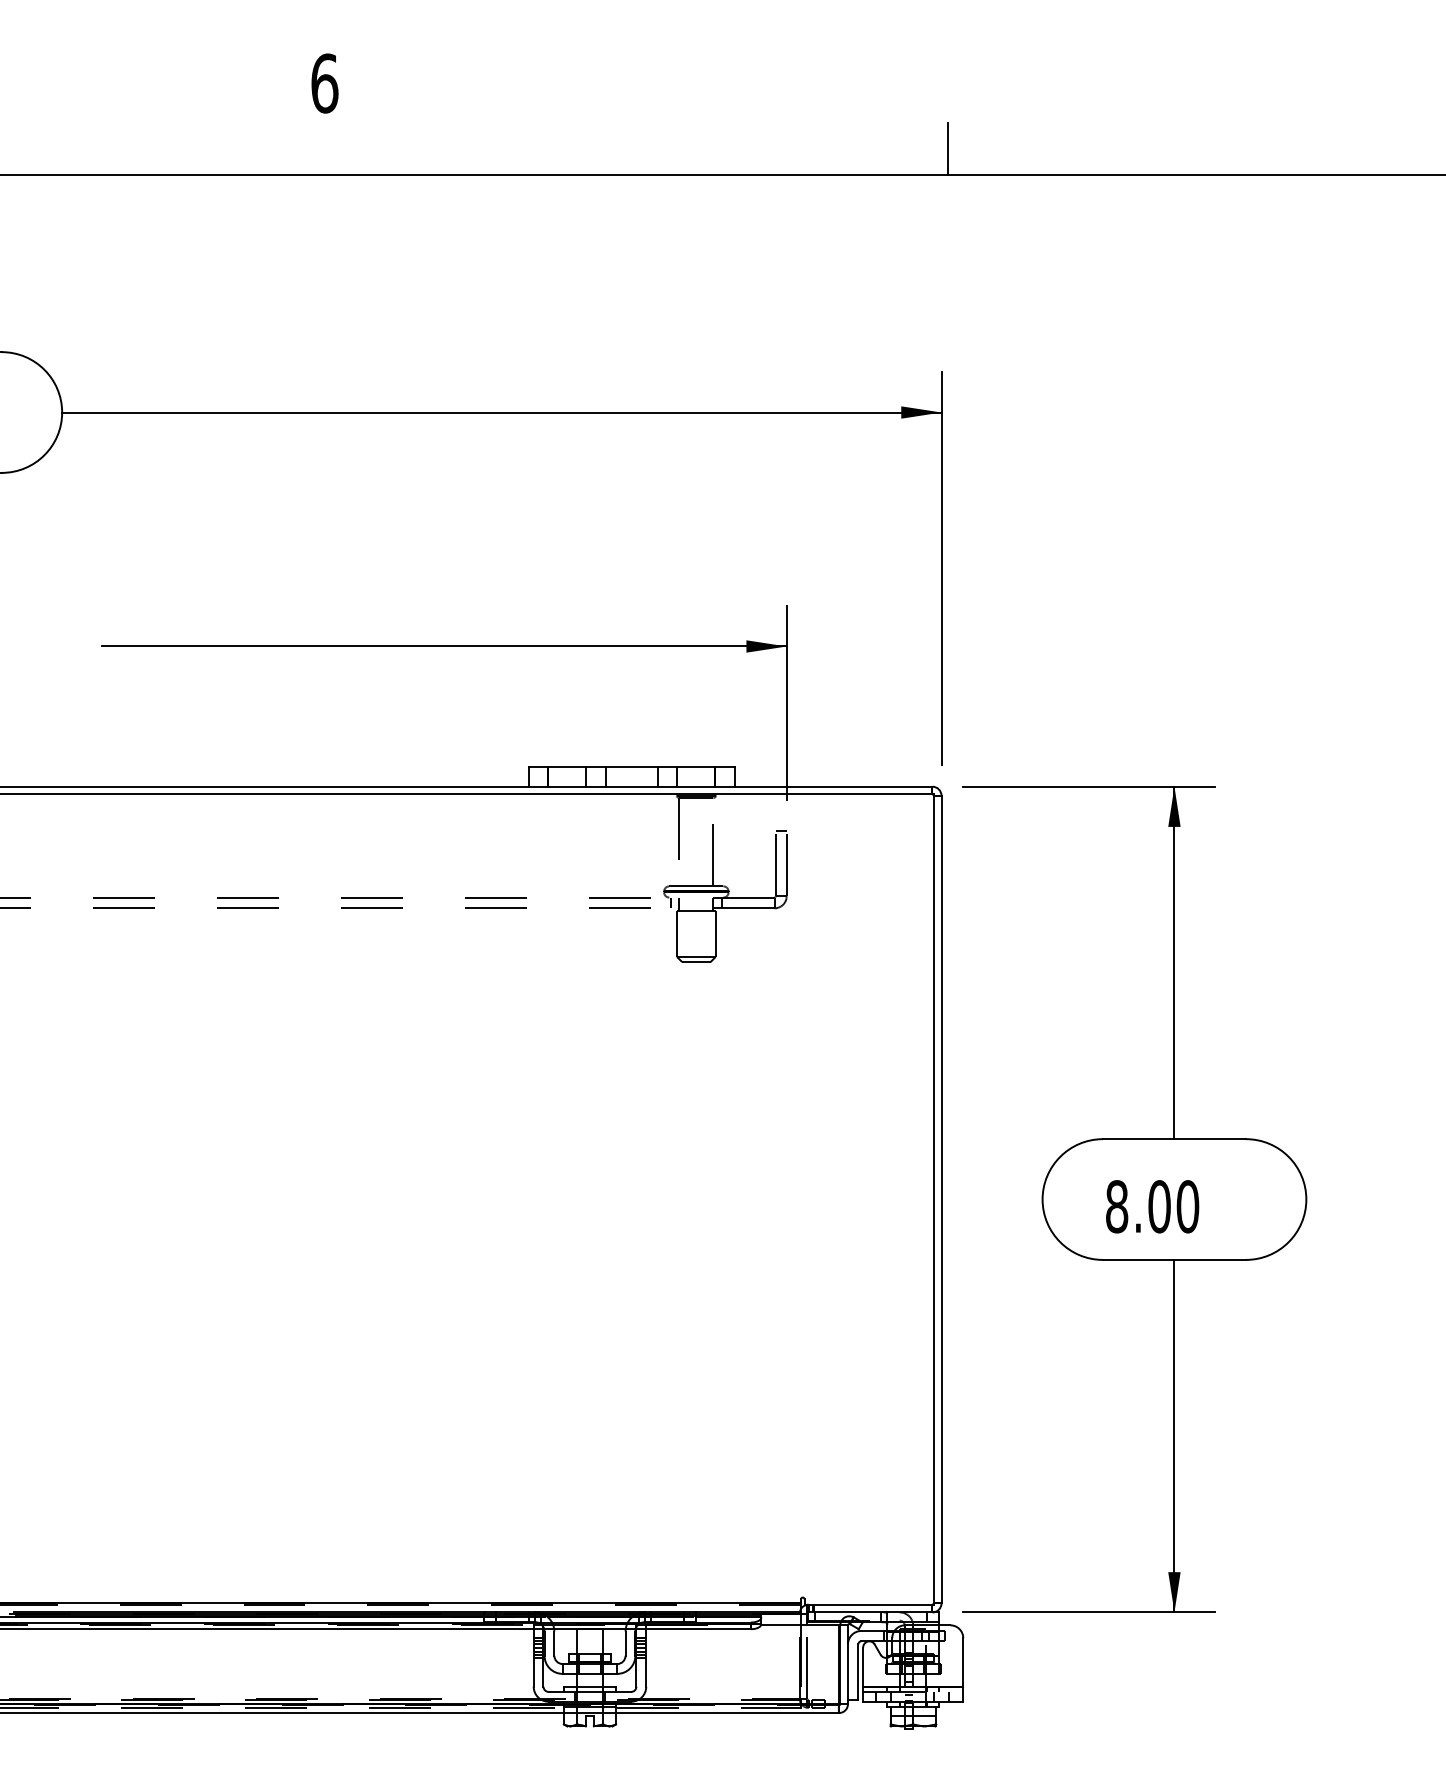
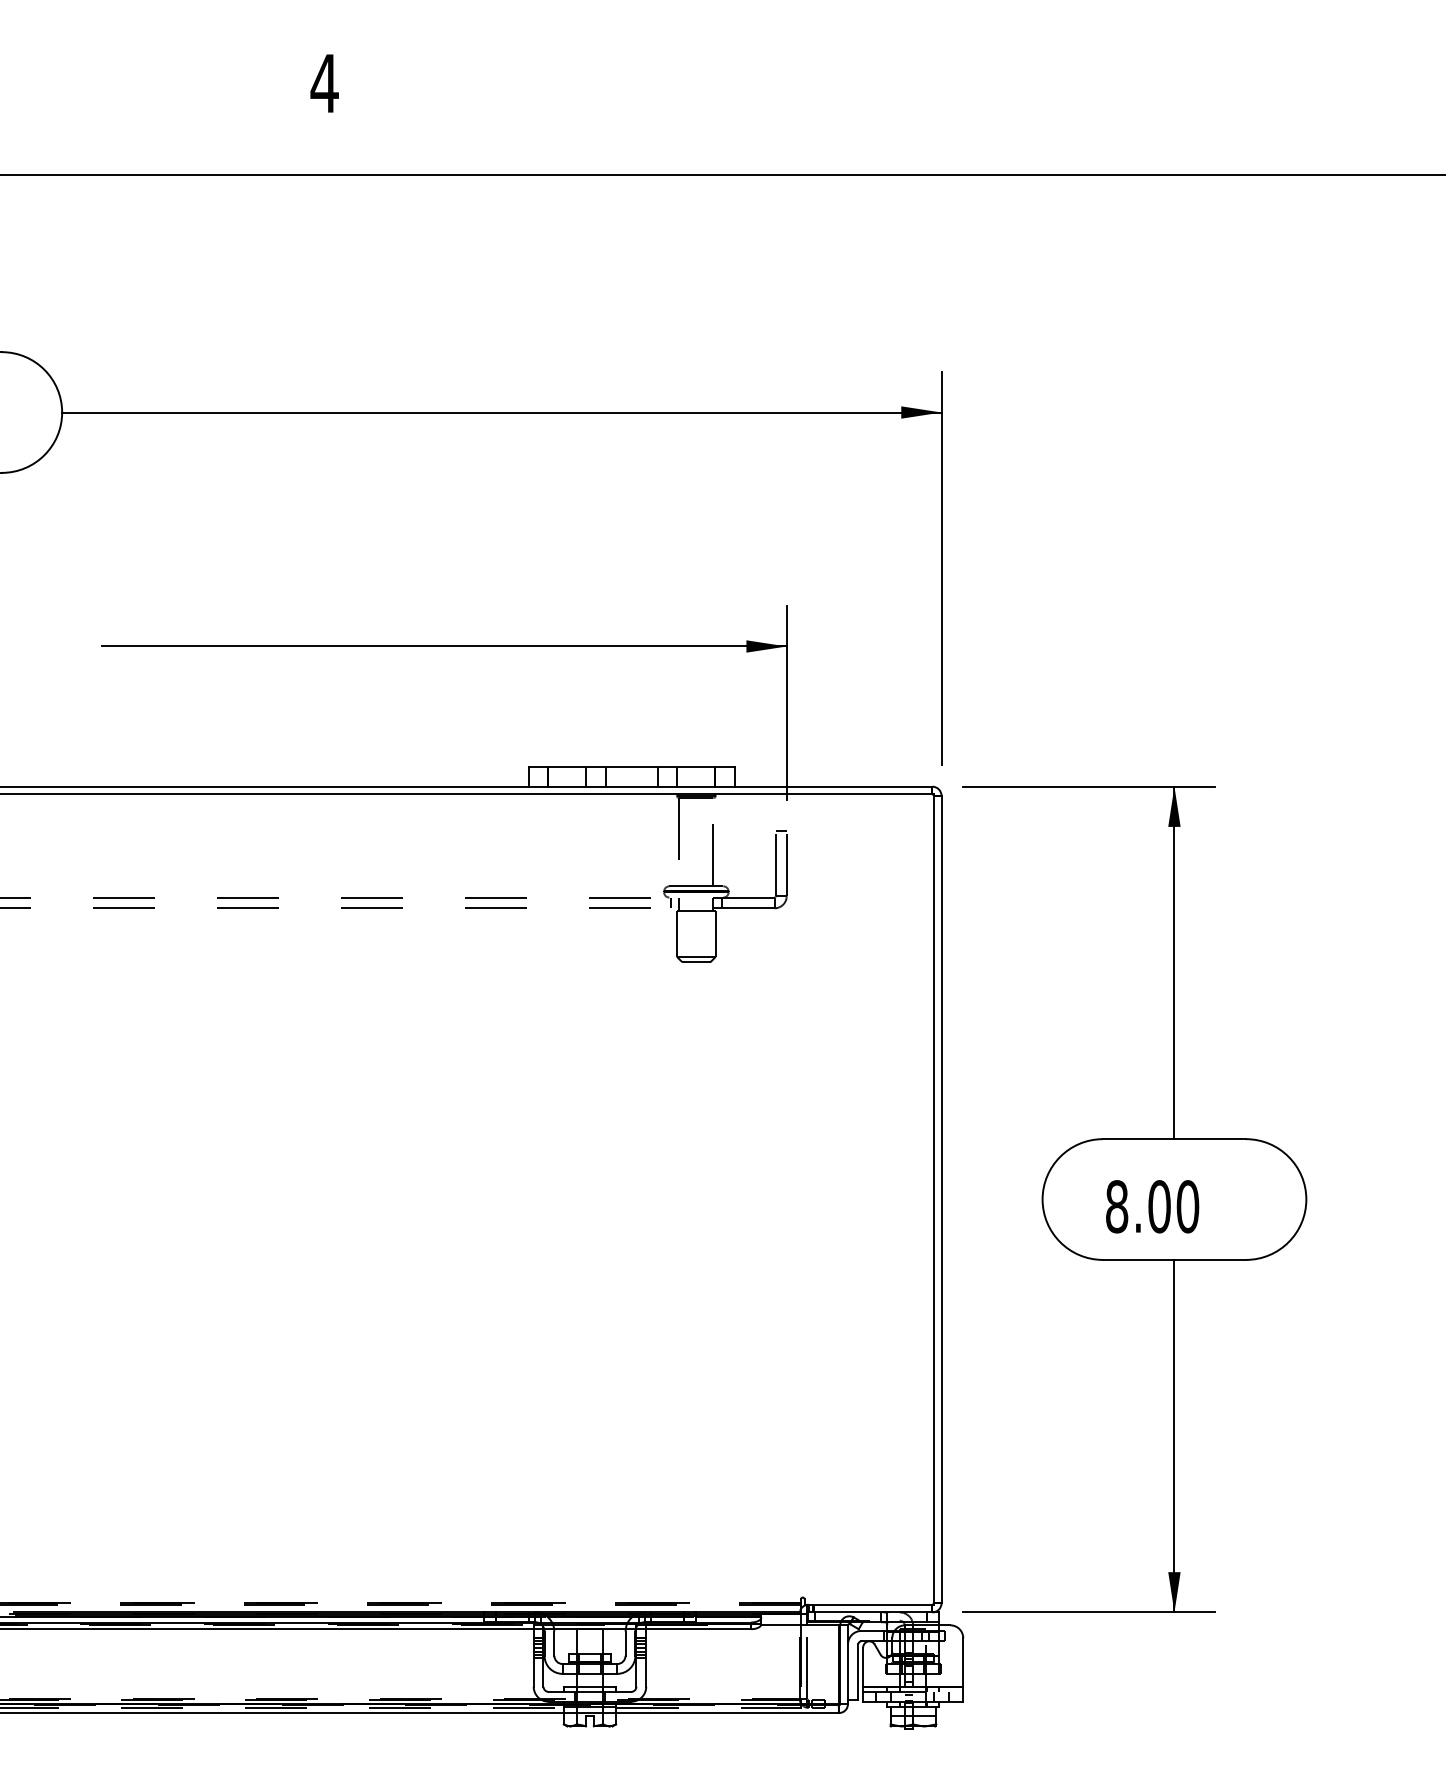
text: 6 -> 4 (324, 83)
line: present -> none (947, 148)
line: solid -> dashed (401, 1603)
